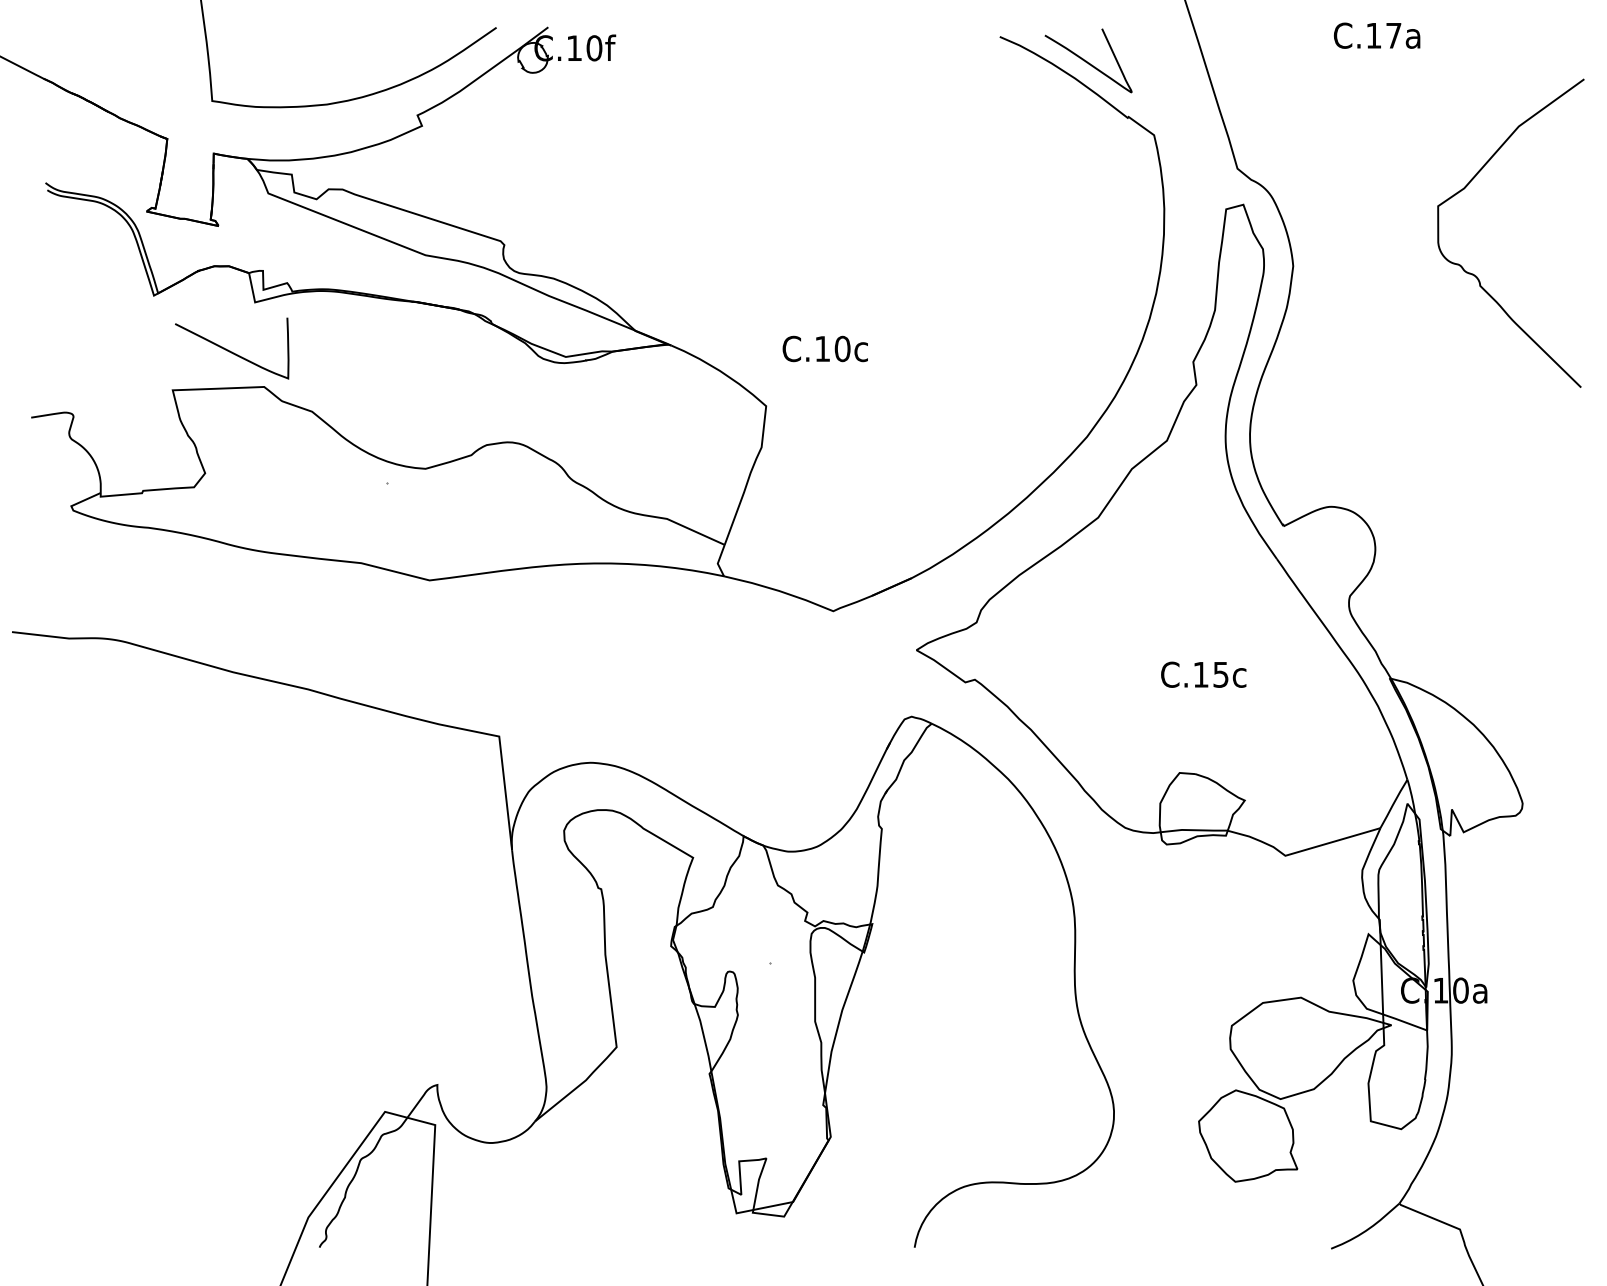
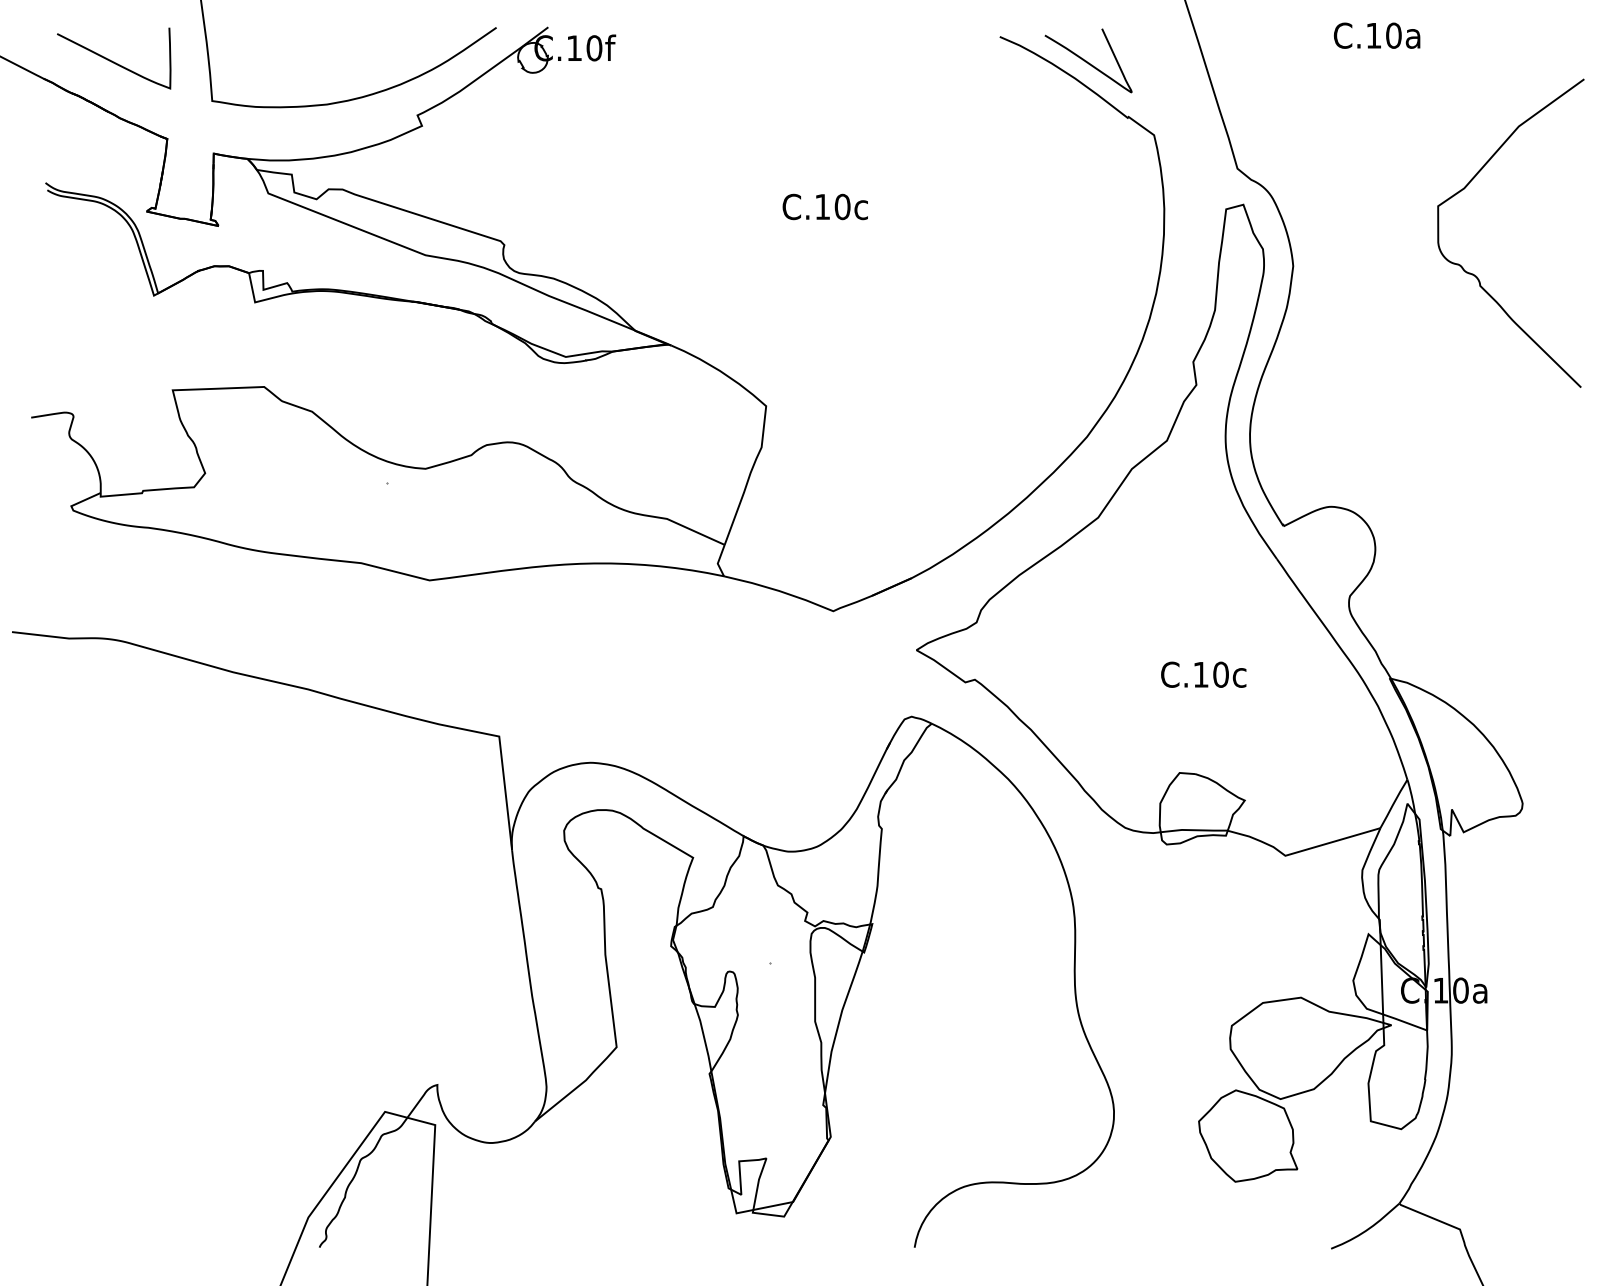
text: C.17a -> C.10a (1393, 35)
text position: (824, 348) -> (824, 206) (824, 206)
curve position: (230, 350) -> (112, 60) (112, 60)
text: C.15c -> C.10c (1220, 674)
